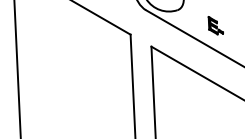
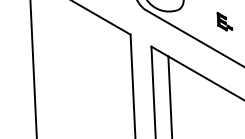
part position: (215, 25) -> (224, 21) (224, 21)
line position: (17, 68) -> (33, 68) (33, 68)
line: none -> present (170, 95)
